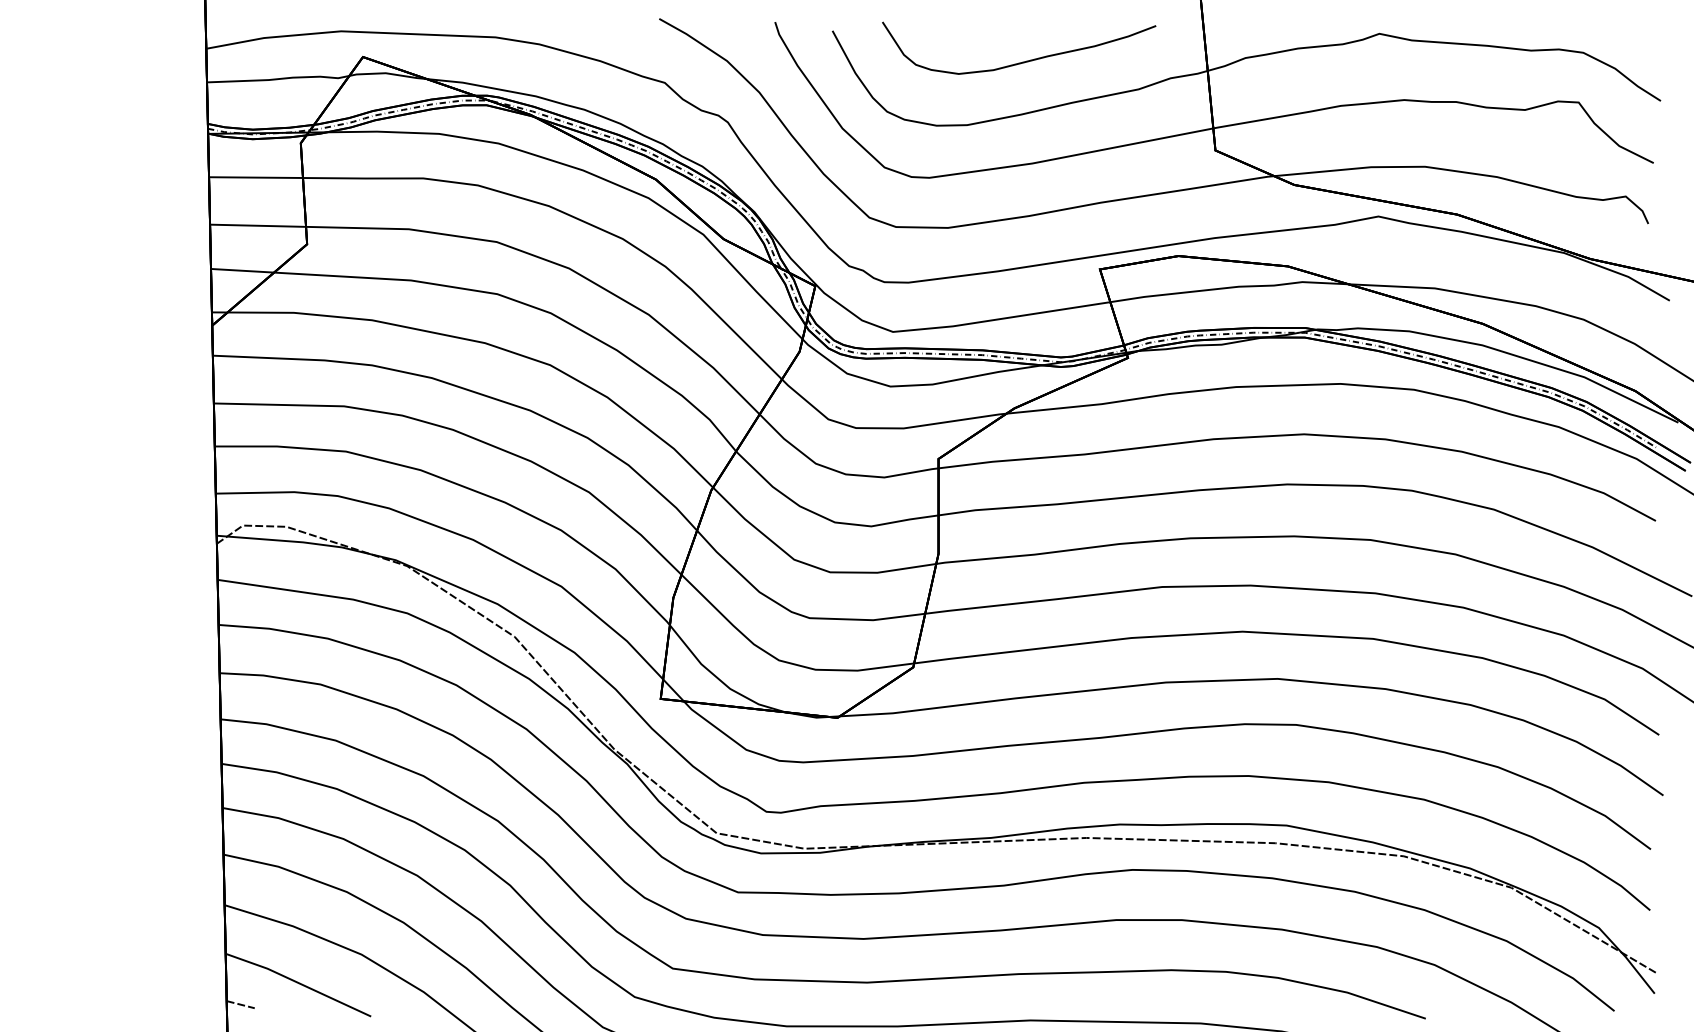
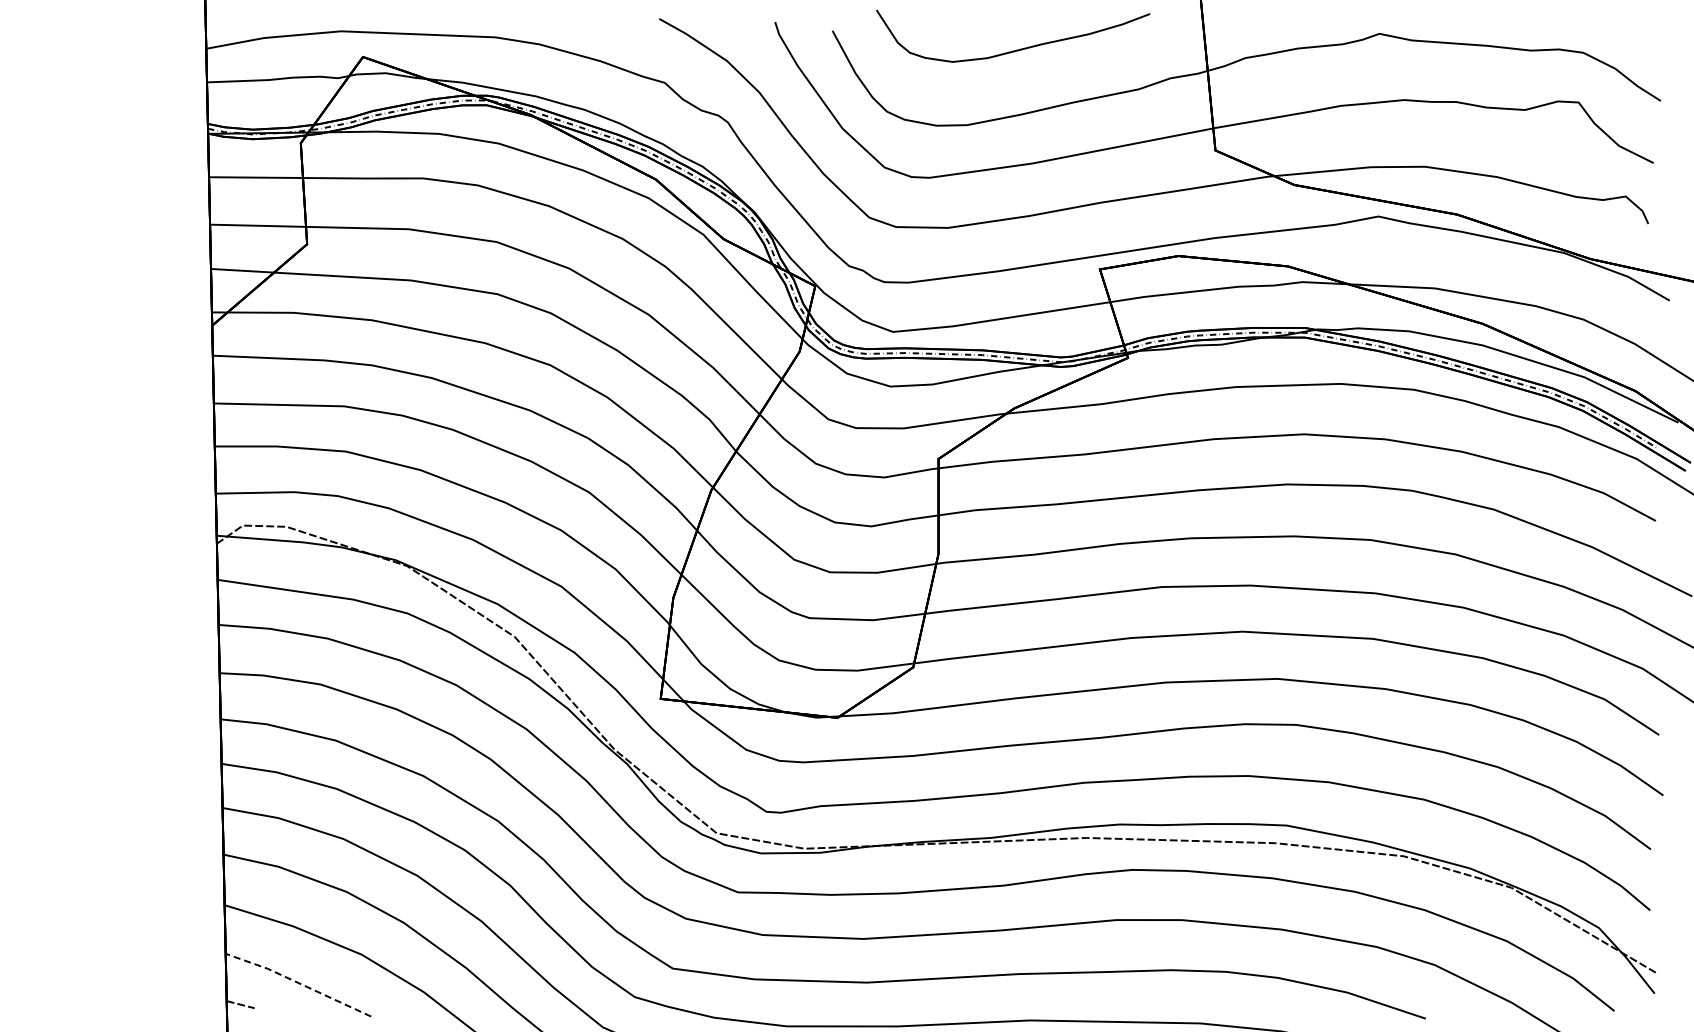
curve position: (1022, 61) -> (1016, 49) (1016, 49)
line: solid -> dashed (297, 982)
